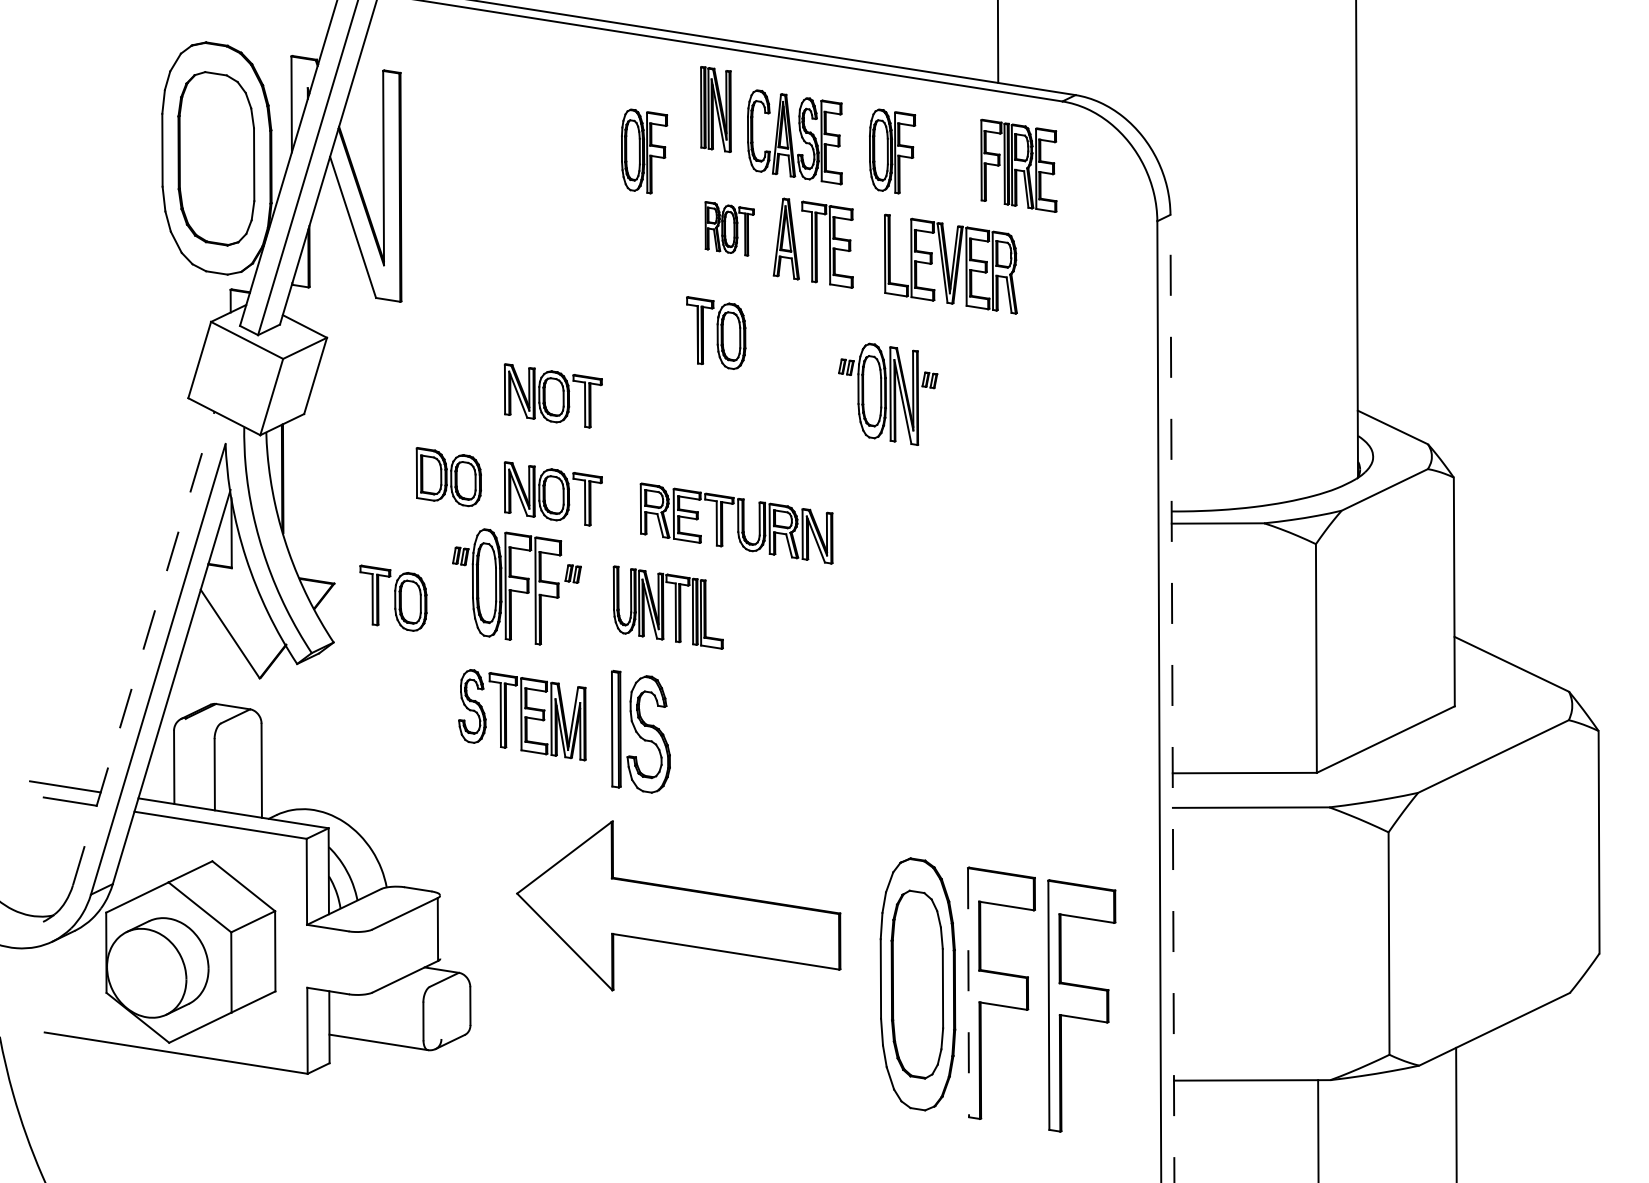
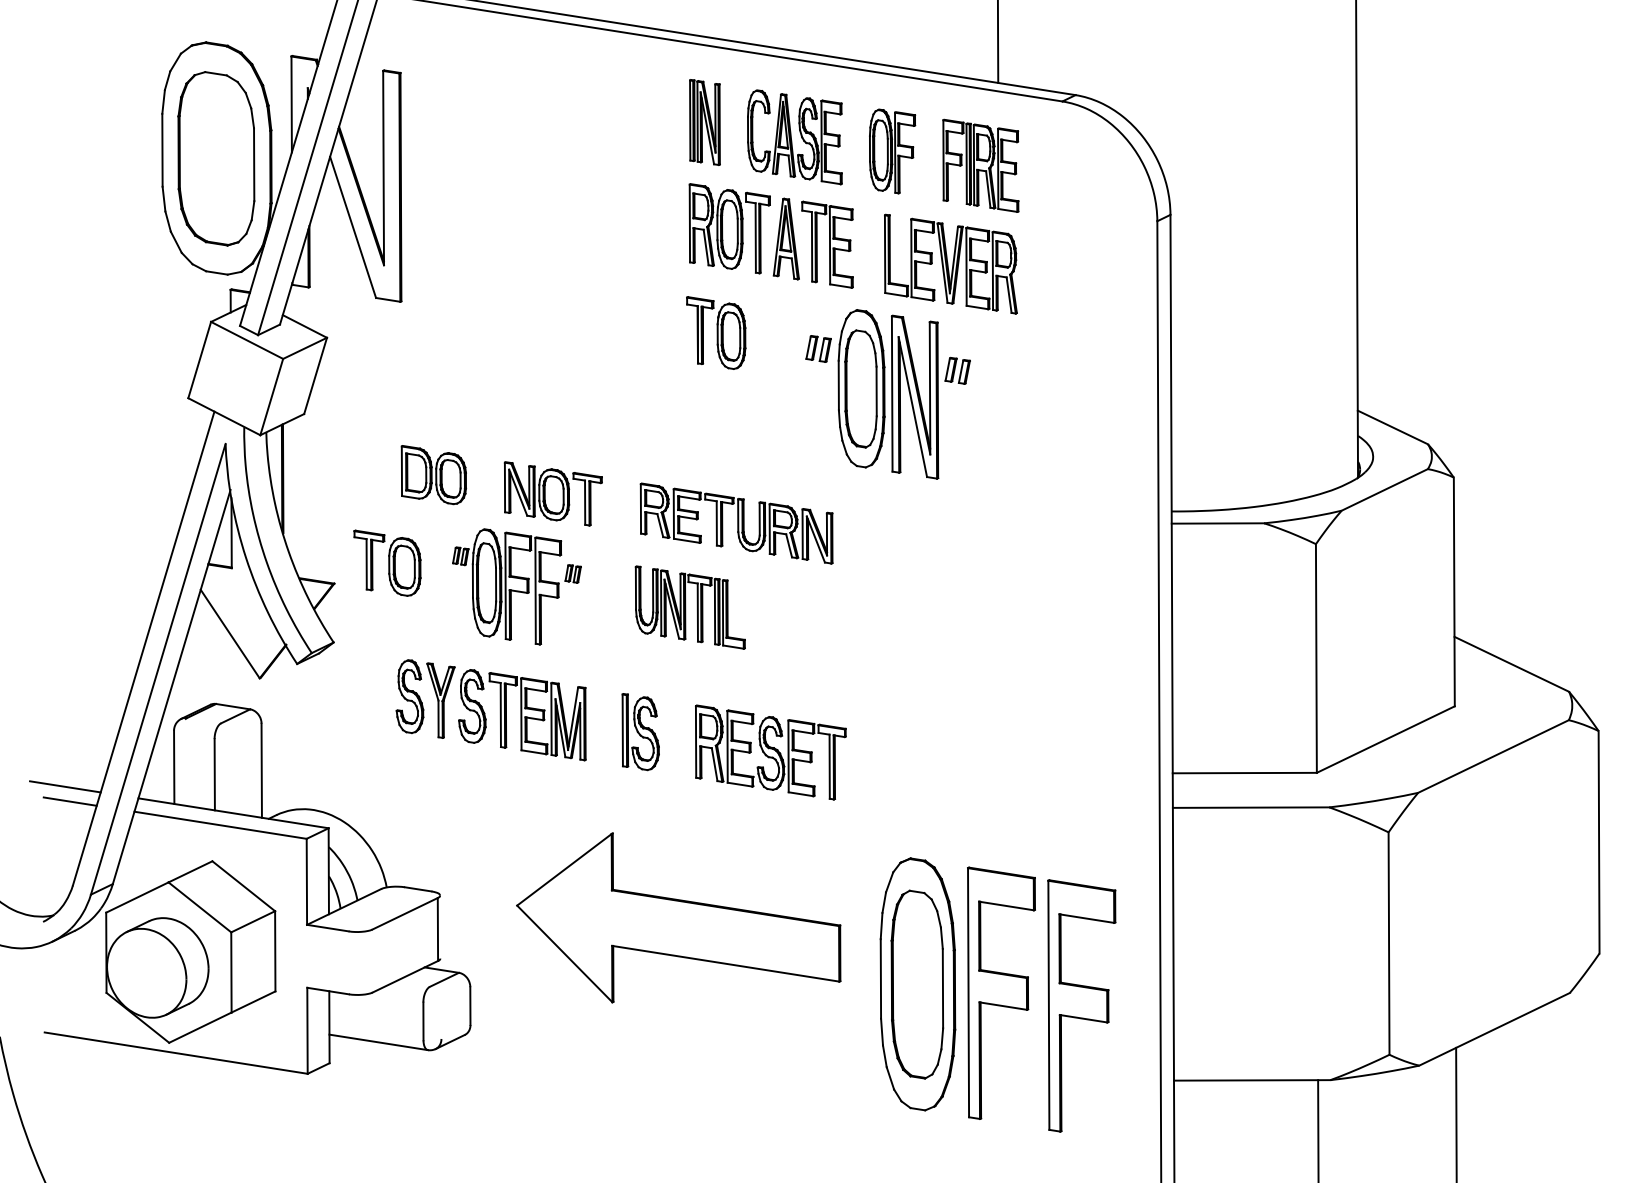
part position: (715, 109) -> (704, 122) (704, 122)
part: present -> none (644, 151)
part position: (1018, 165) -> (980, 165) (980, 165)
part size: 51x56 px -> 83x92 px (729, 228)
part size: 101x104 px -> 166x171 px (887, 394)
part: present -> none (552, 395)
part position: (448, 477) -> (433, 475) (433, 475)
part position: (393, 597) -> (387, 562) (387, 562)
part position: (667, 607) -> (689, 607) (689, 607)
line: dashed -> solid (143, 648)
part: none -> present (425, 698)
line: dashed -> solid (1172, 698)
part size: 60x125 px -> 39x79 px (640, 732)
part: none -> present (770, 752)
part position: (678, 905) -> (678, 917) (678, 917)
line: dashed -> solid (968, 992)
